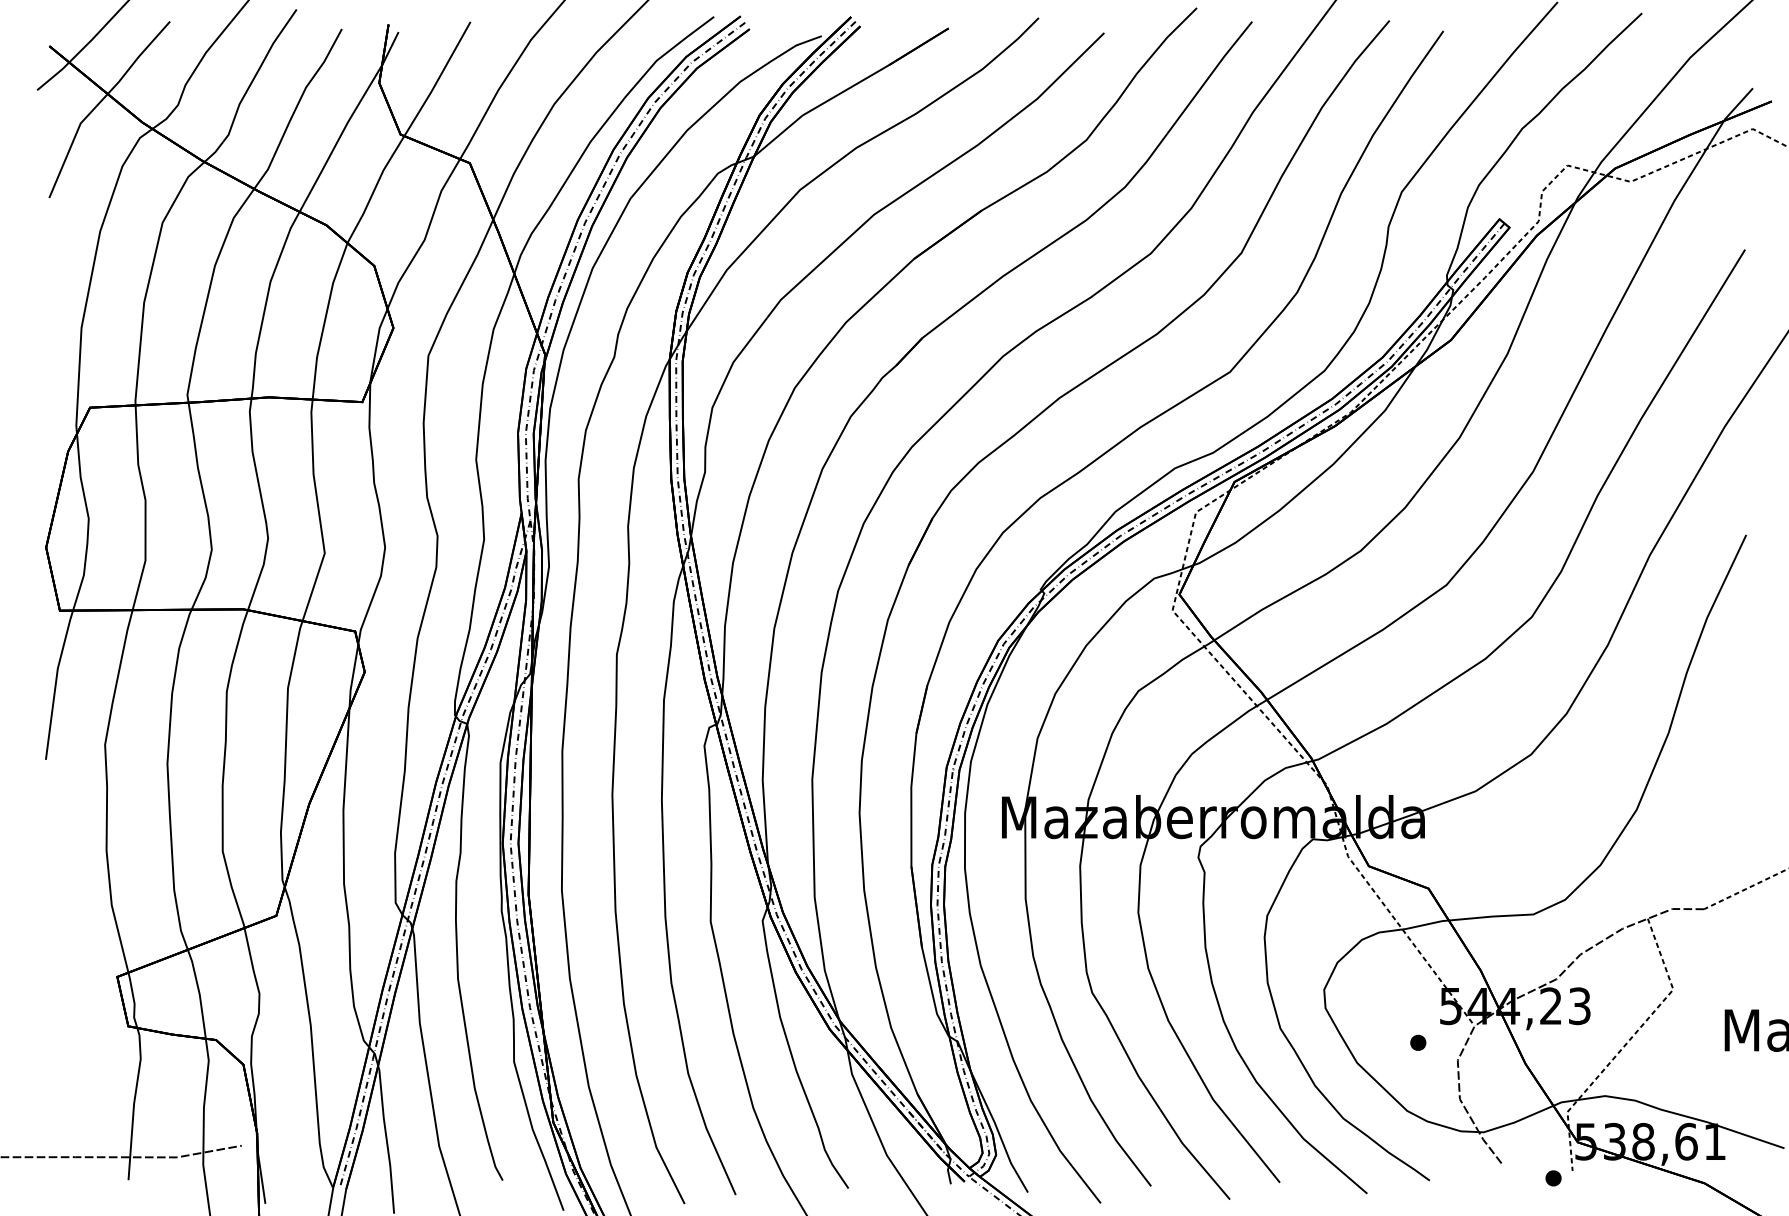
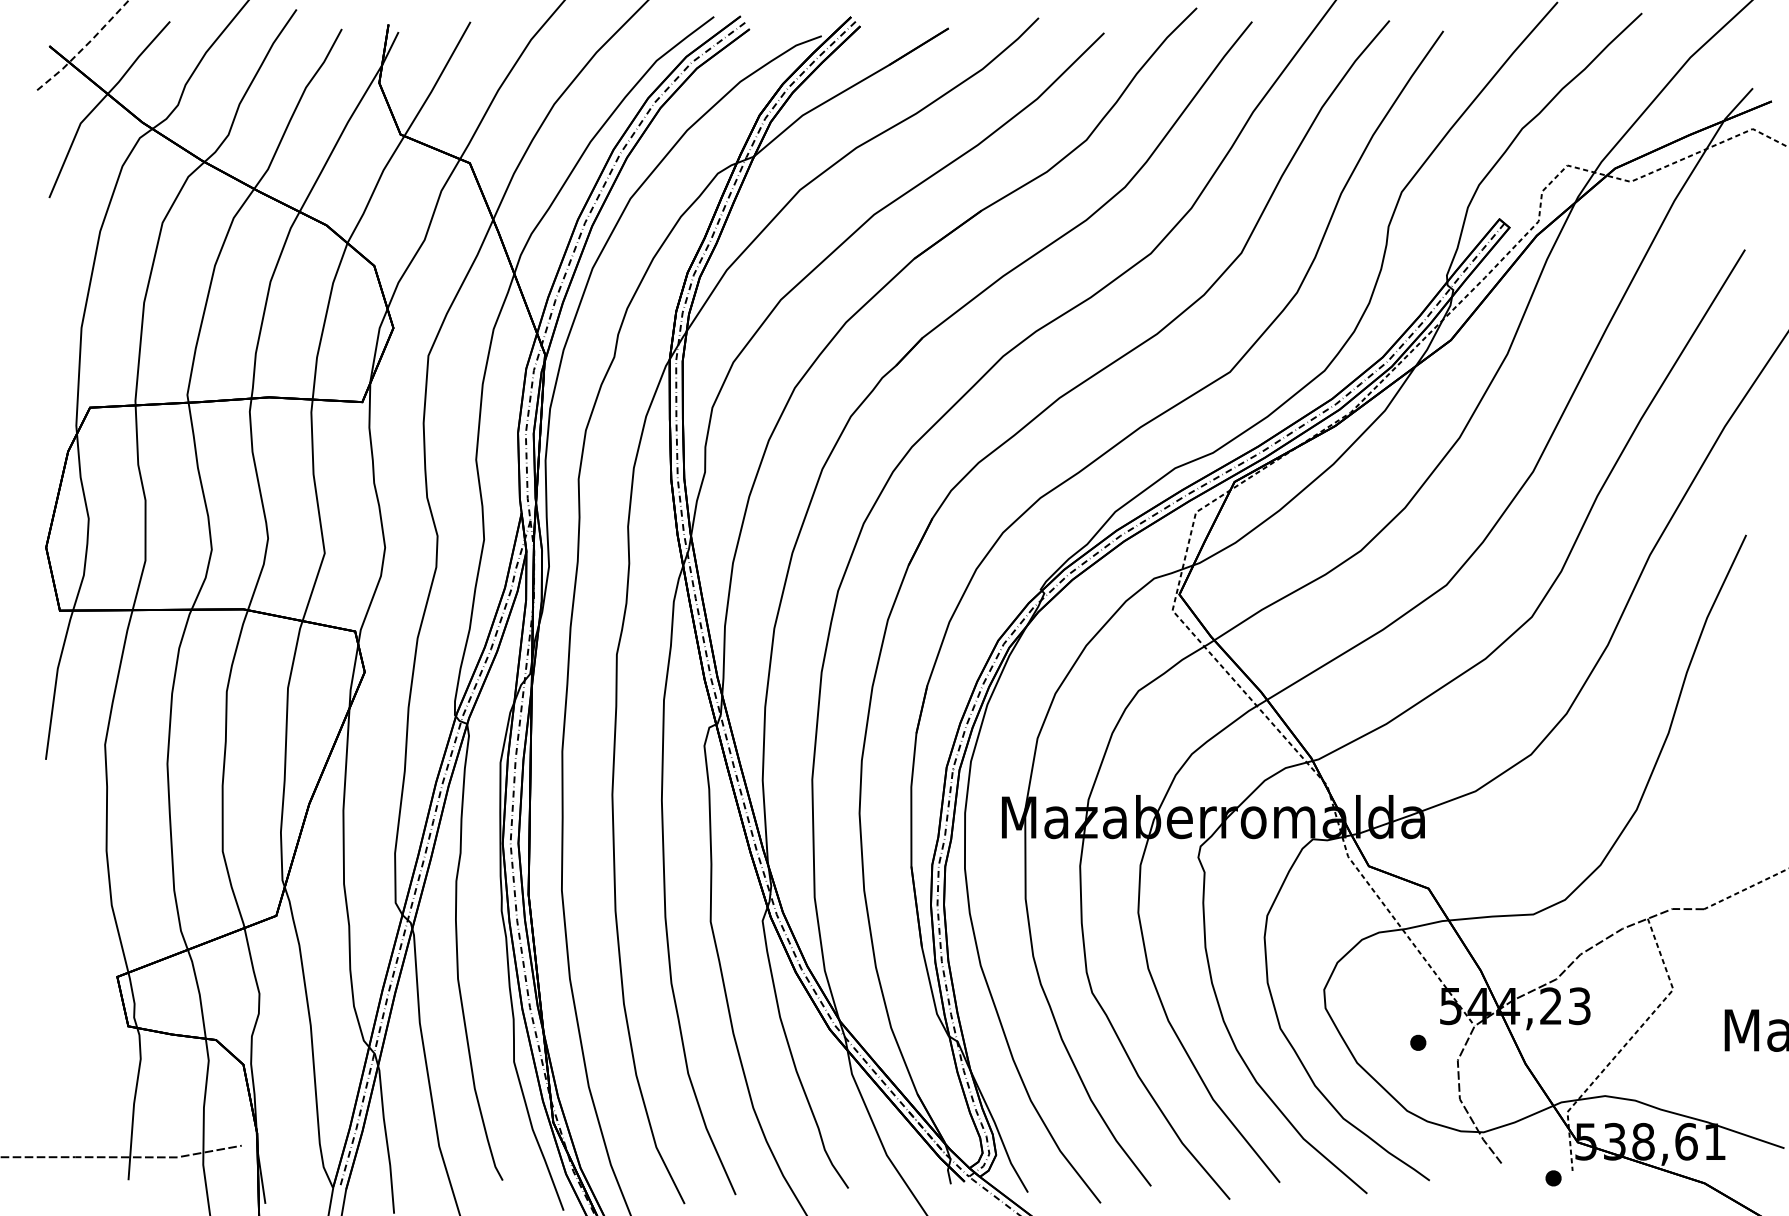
line: solid -> dashed (84, 47)
